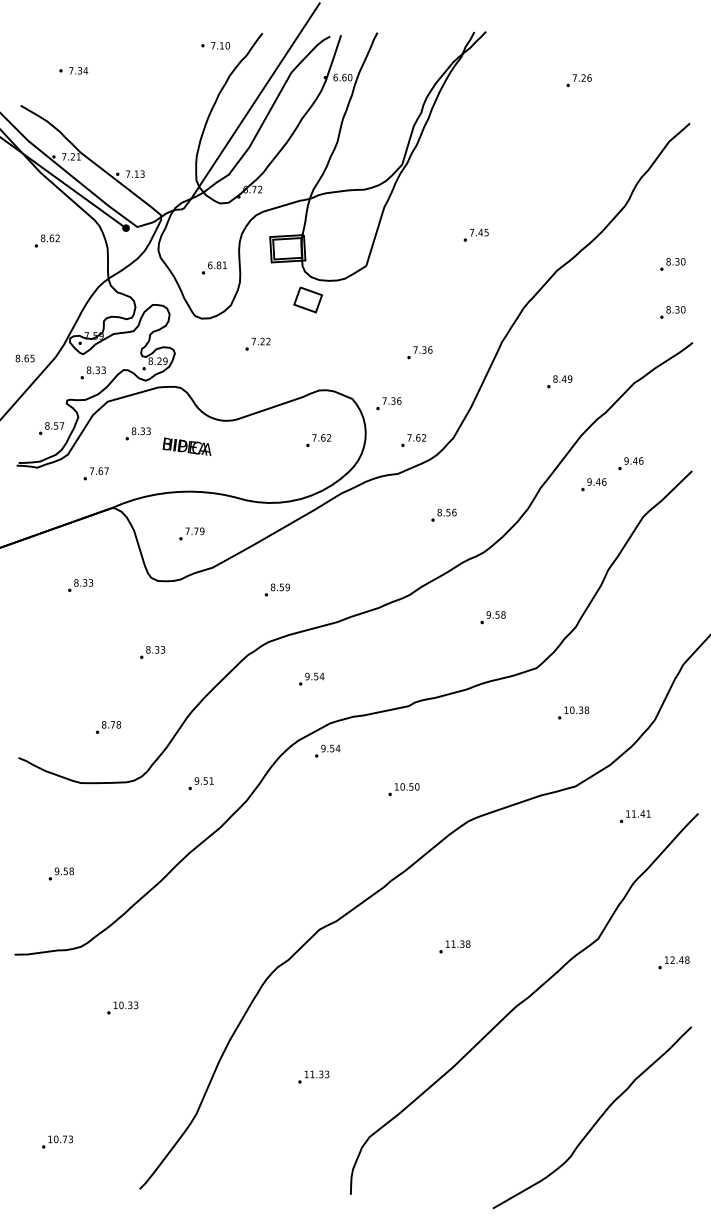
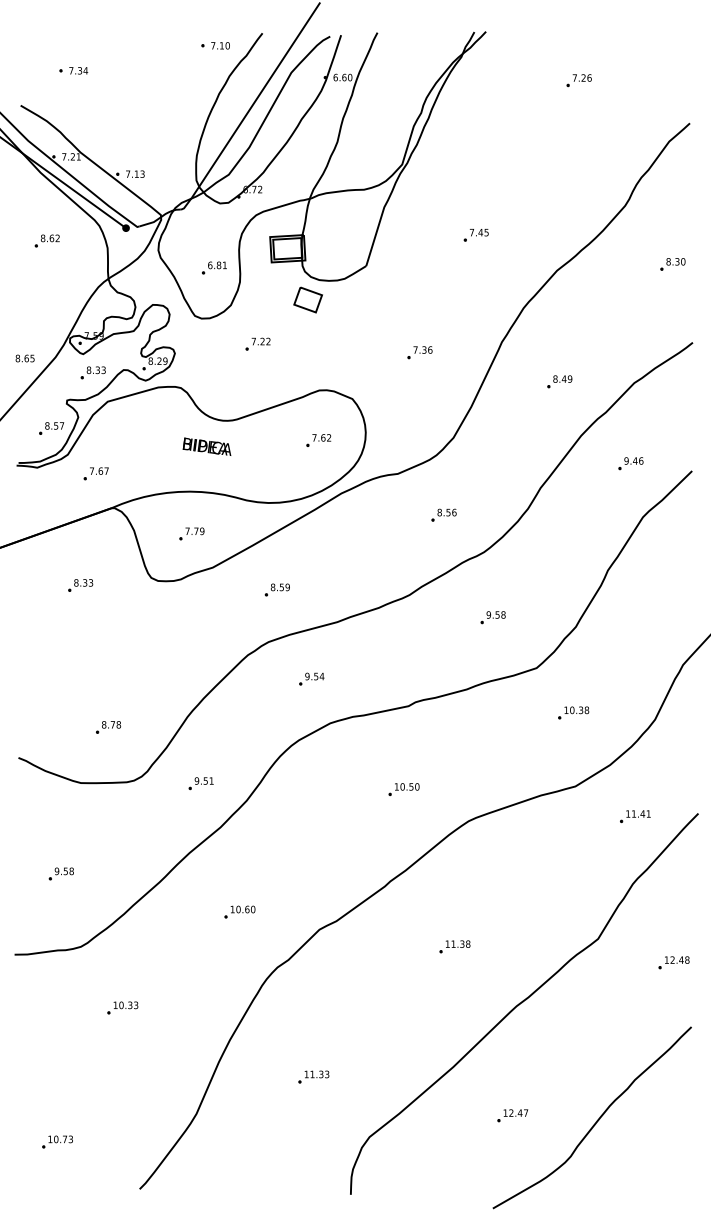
part: present -> none (672, 312)
part: present -> none (388, 403)
part: present -> none (137, 433)
part: present -> none (413, 440)
text position: (186, 446) -> (206, 446) (206, 446)
part: present -> none (593, 484)
part: present -> none (152, 652)
part: present -> none (327, 750)
part: none -> present (239, 911)
part: none -> present (512, 1115)
